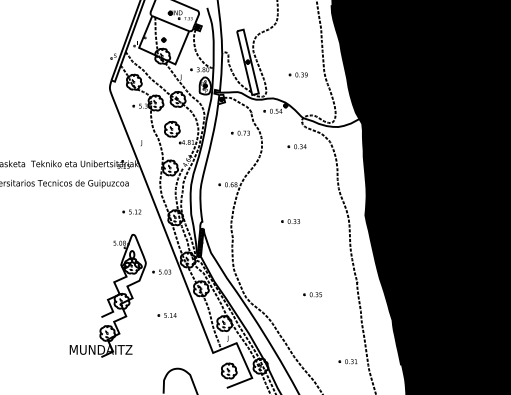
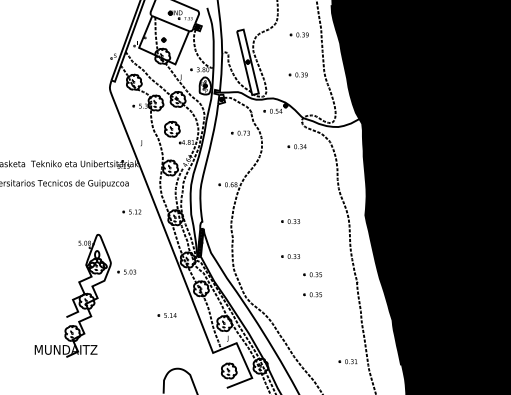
part: none -> present (298, 34)
part: none -> present (290, 256)
part: none -> present (312, 274)
part position: (120, 295) -> (85, 295) (85, 295)
